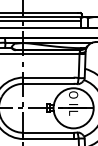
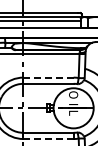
line: solid -> dashed (49, 77)
line: solid -> dashed (48, 139)
